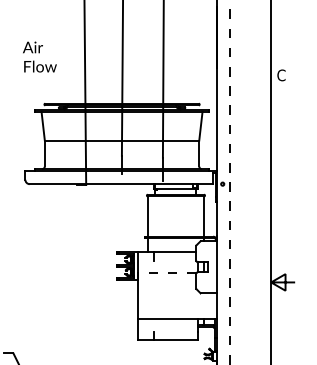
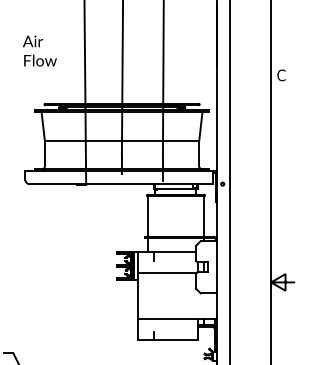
text position: (39, 56) -> (39, 50) (39, 50)
line: dashed -> solid (230, 182)
line: dashed -> solid (166, 273)
